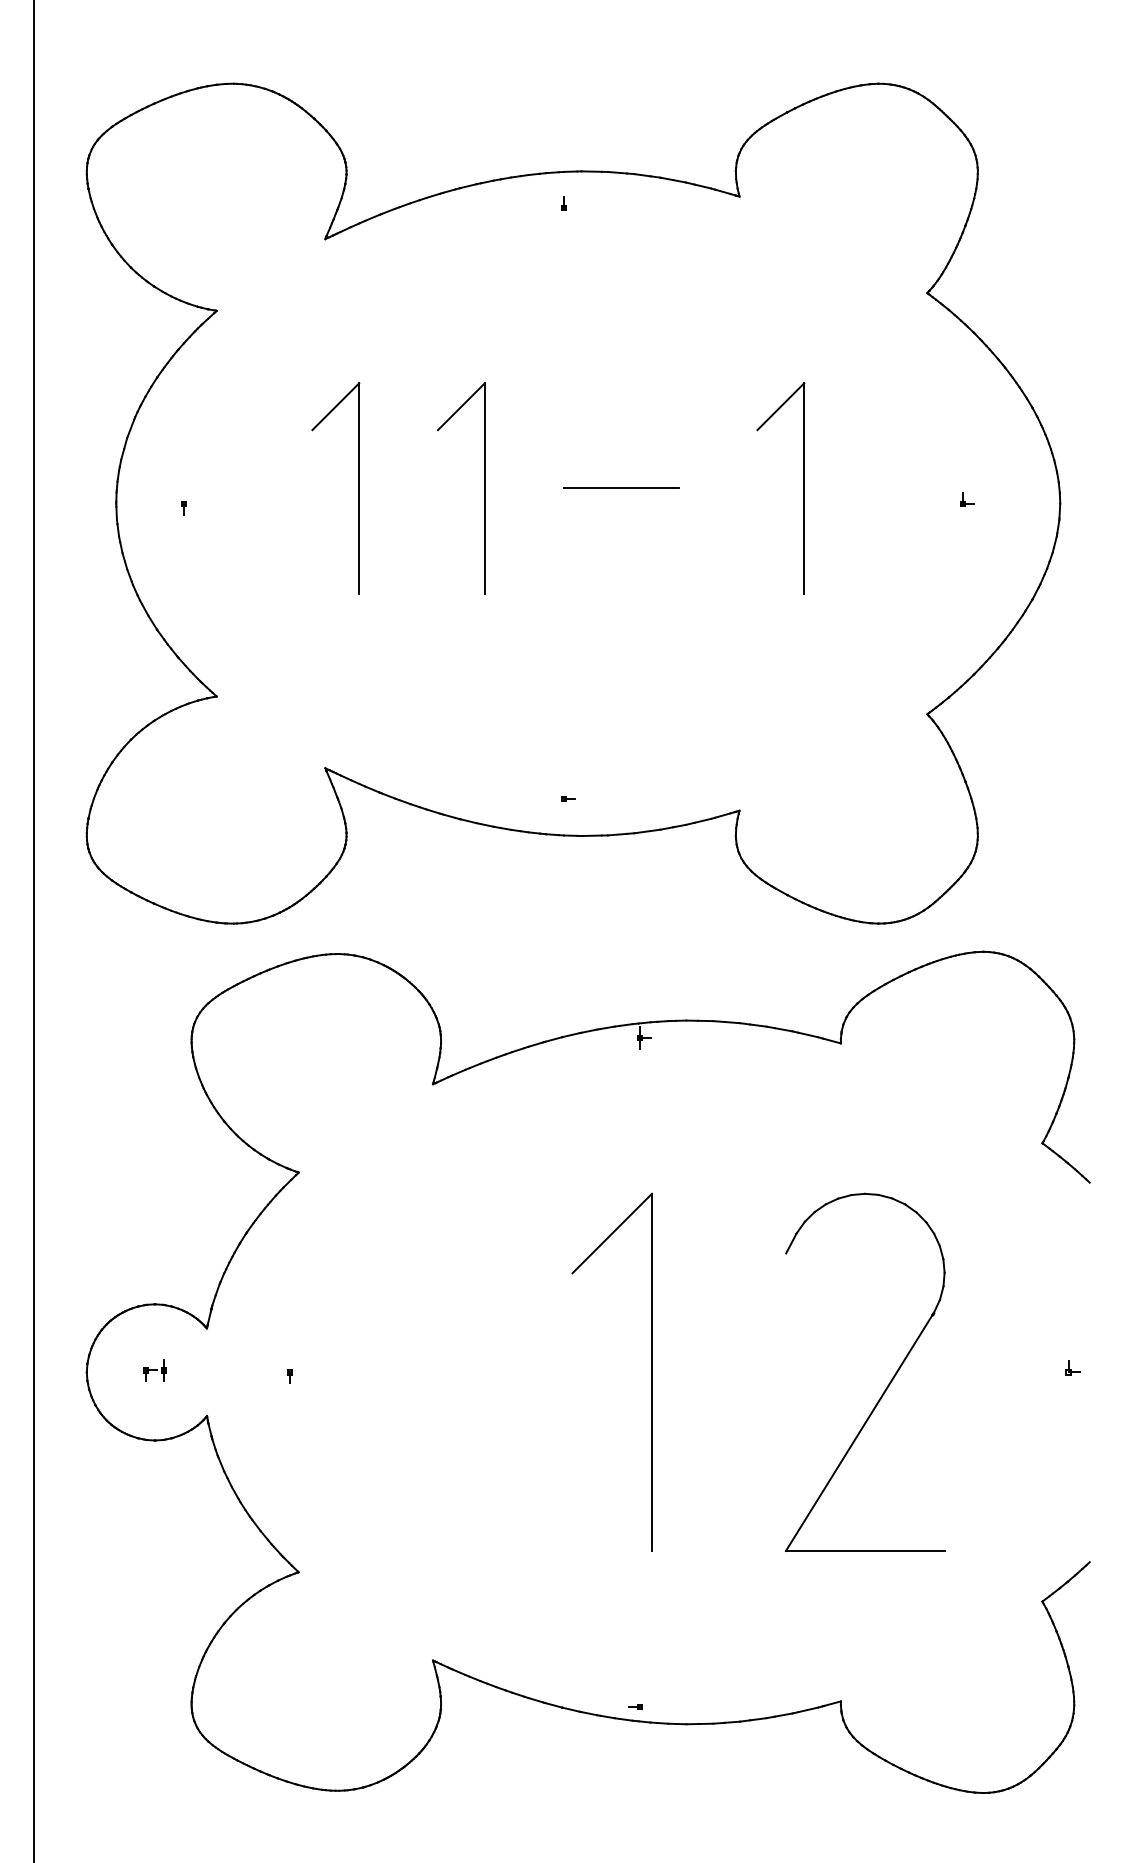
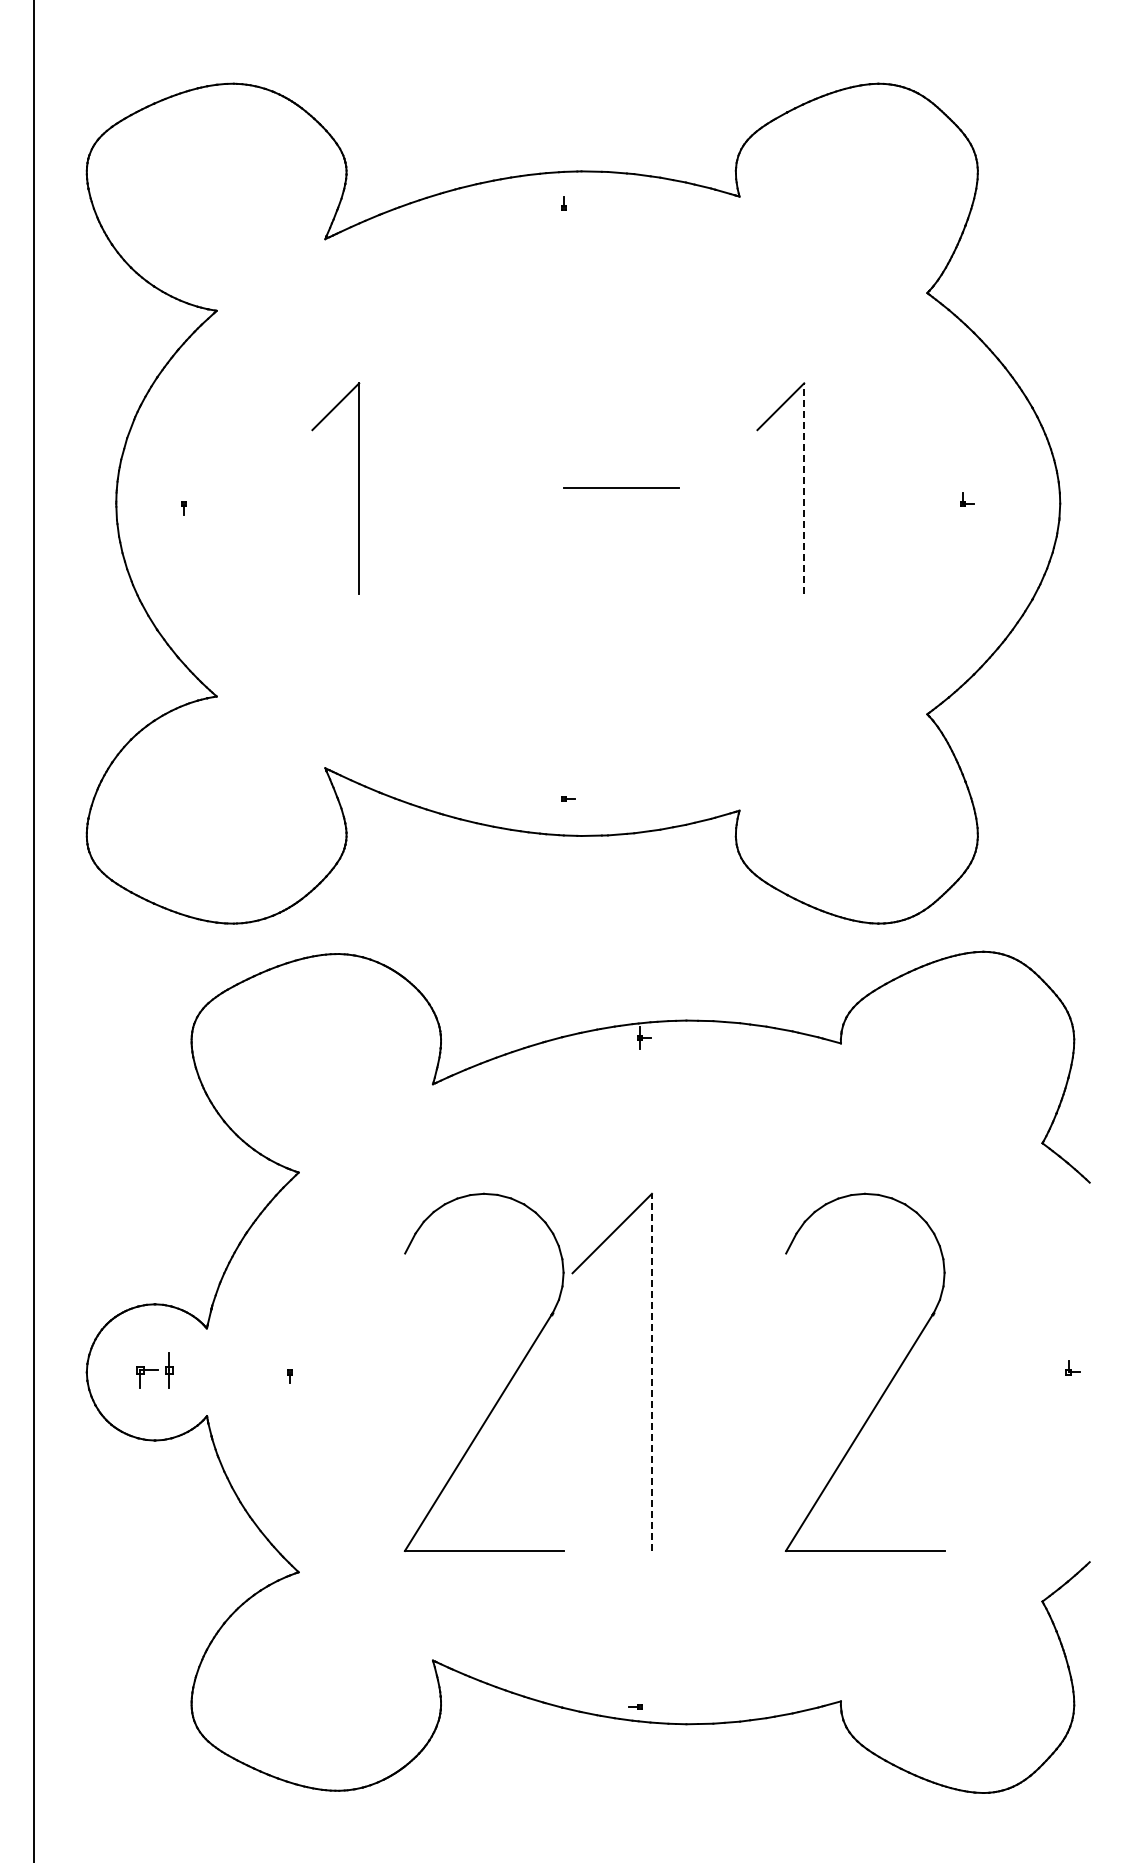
line: solid -> dashed (804, 487)
part: present -> none (484, 488)
part size: 24x23 px -> 38x37 px (154, 1370)
line: solid -> dashed (651, 1372)
part: none -> present (507, 1383)
